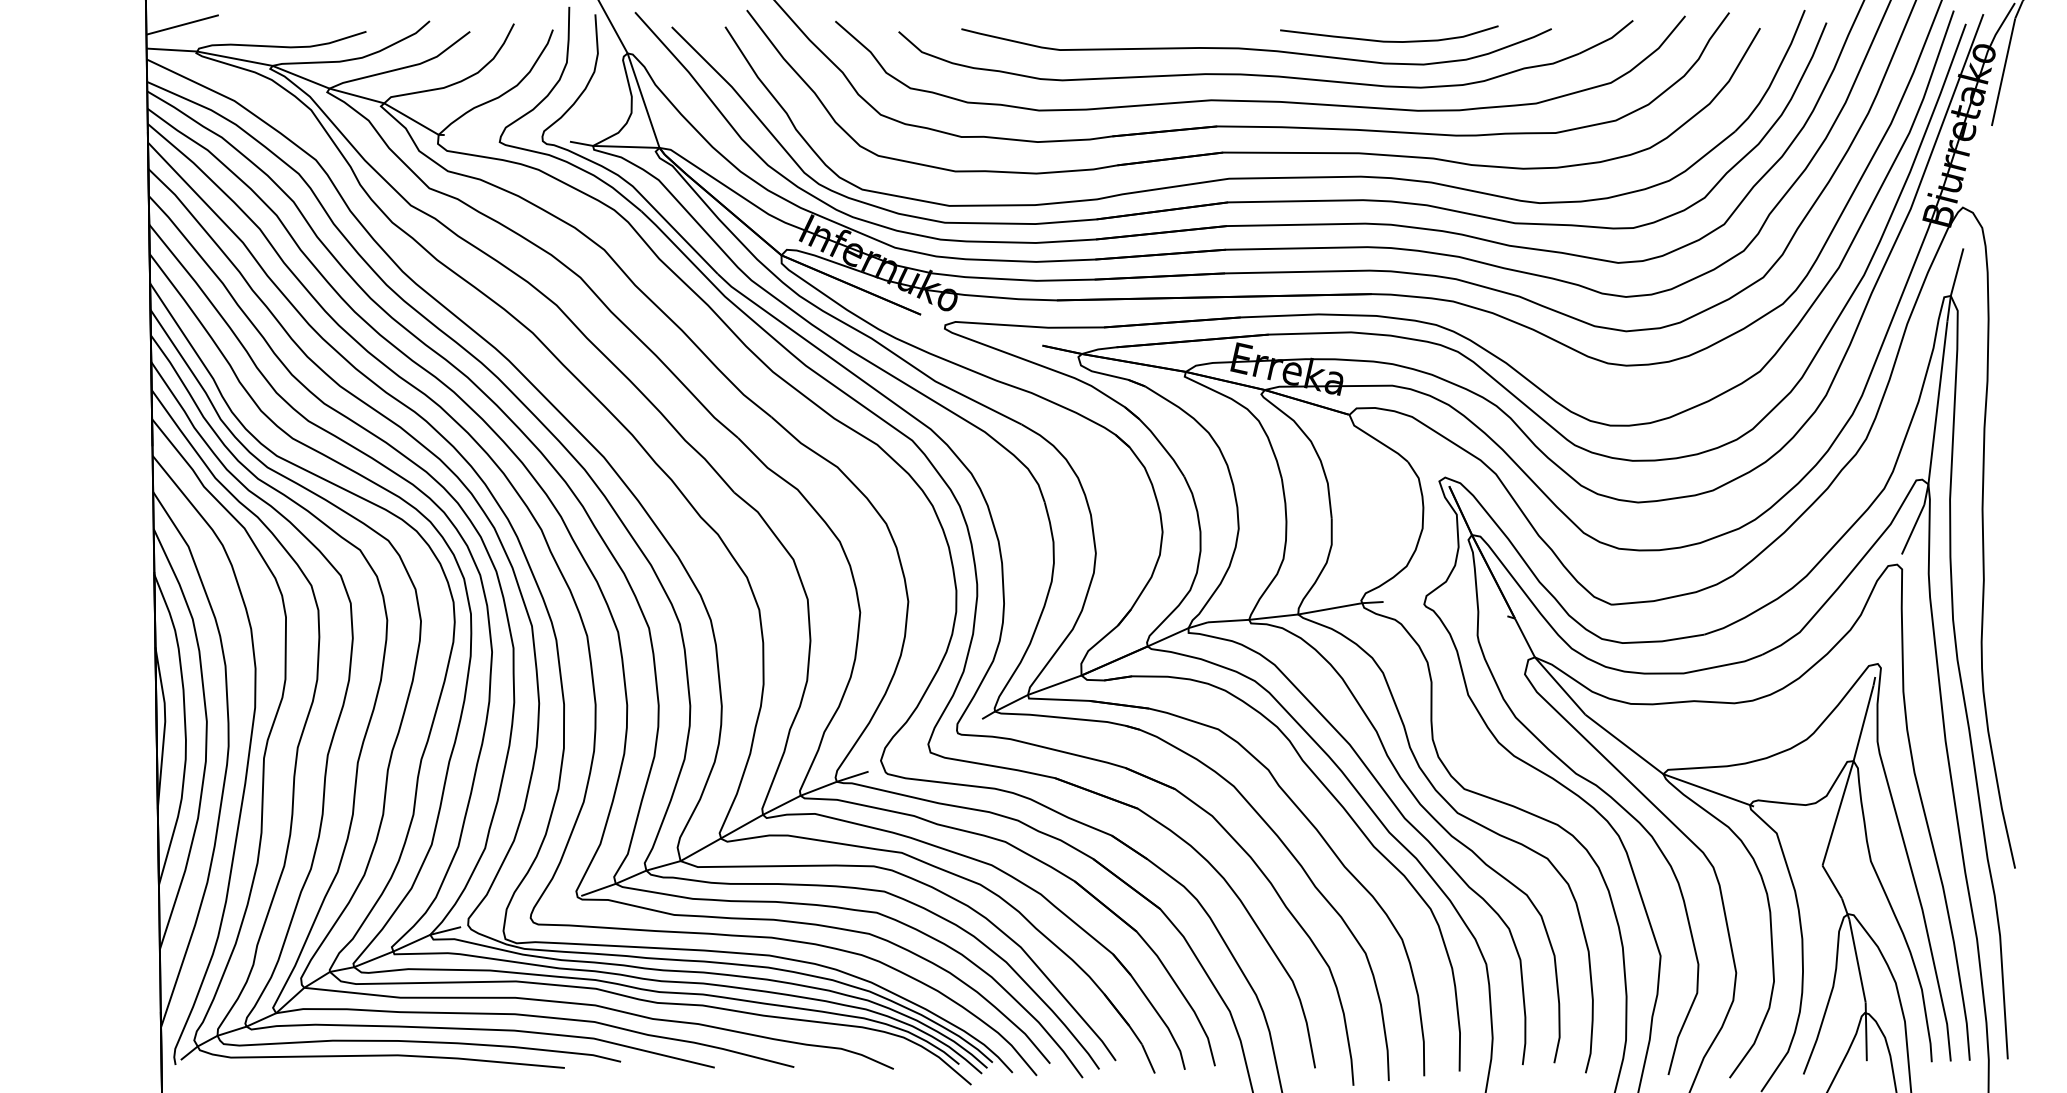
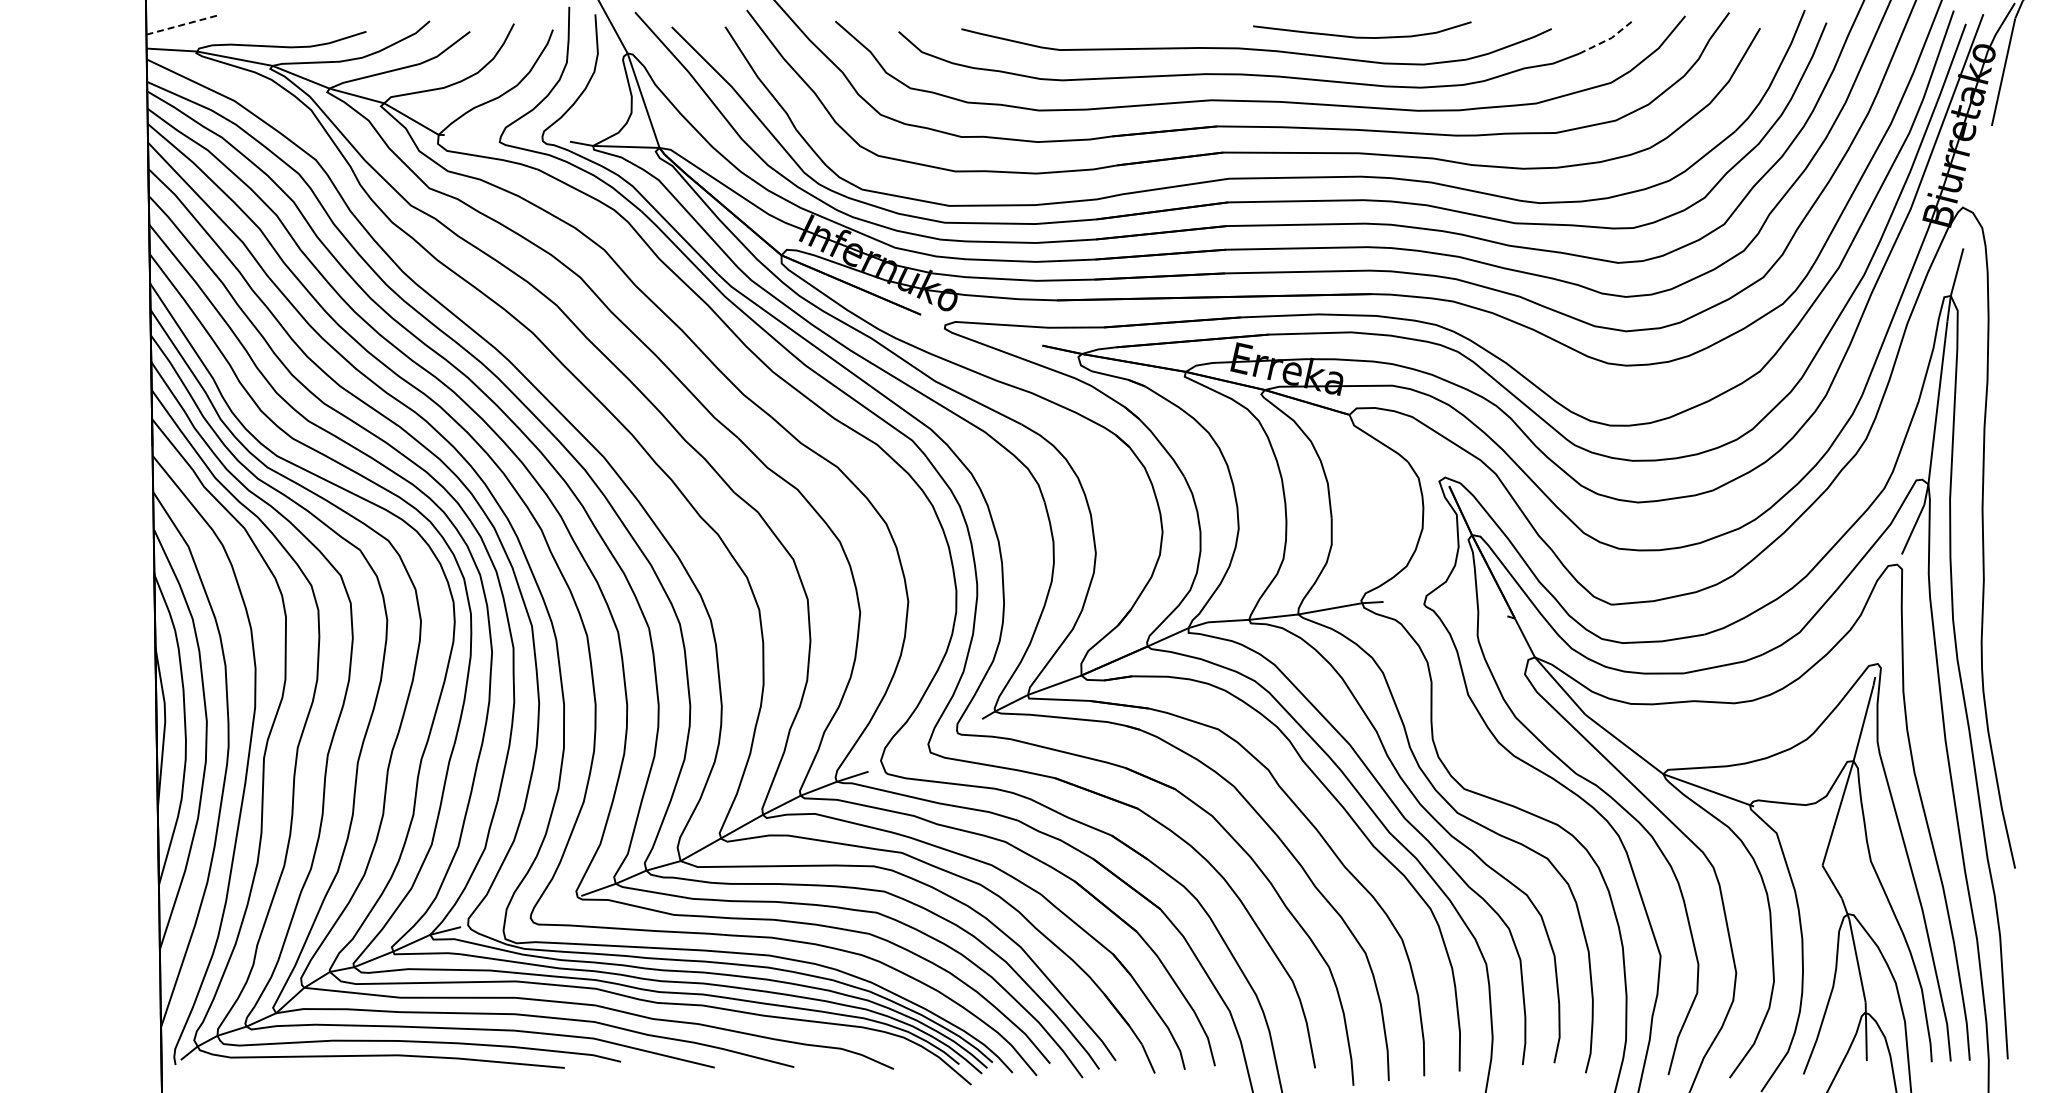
line: solid -> dashed (182, 24)
line: solid -> dashed (1608, 39)
curve position: (1389, 40) -> (1362, 36) (1362, 36)
